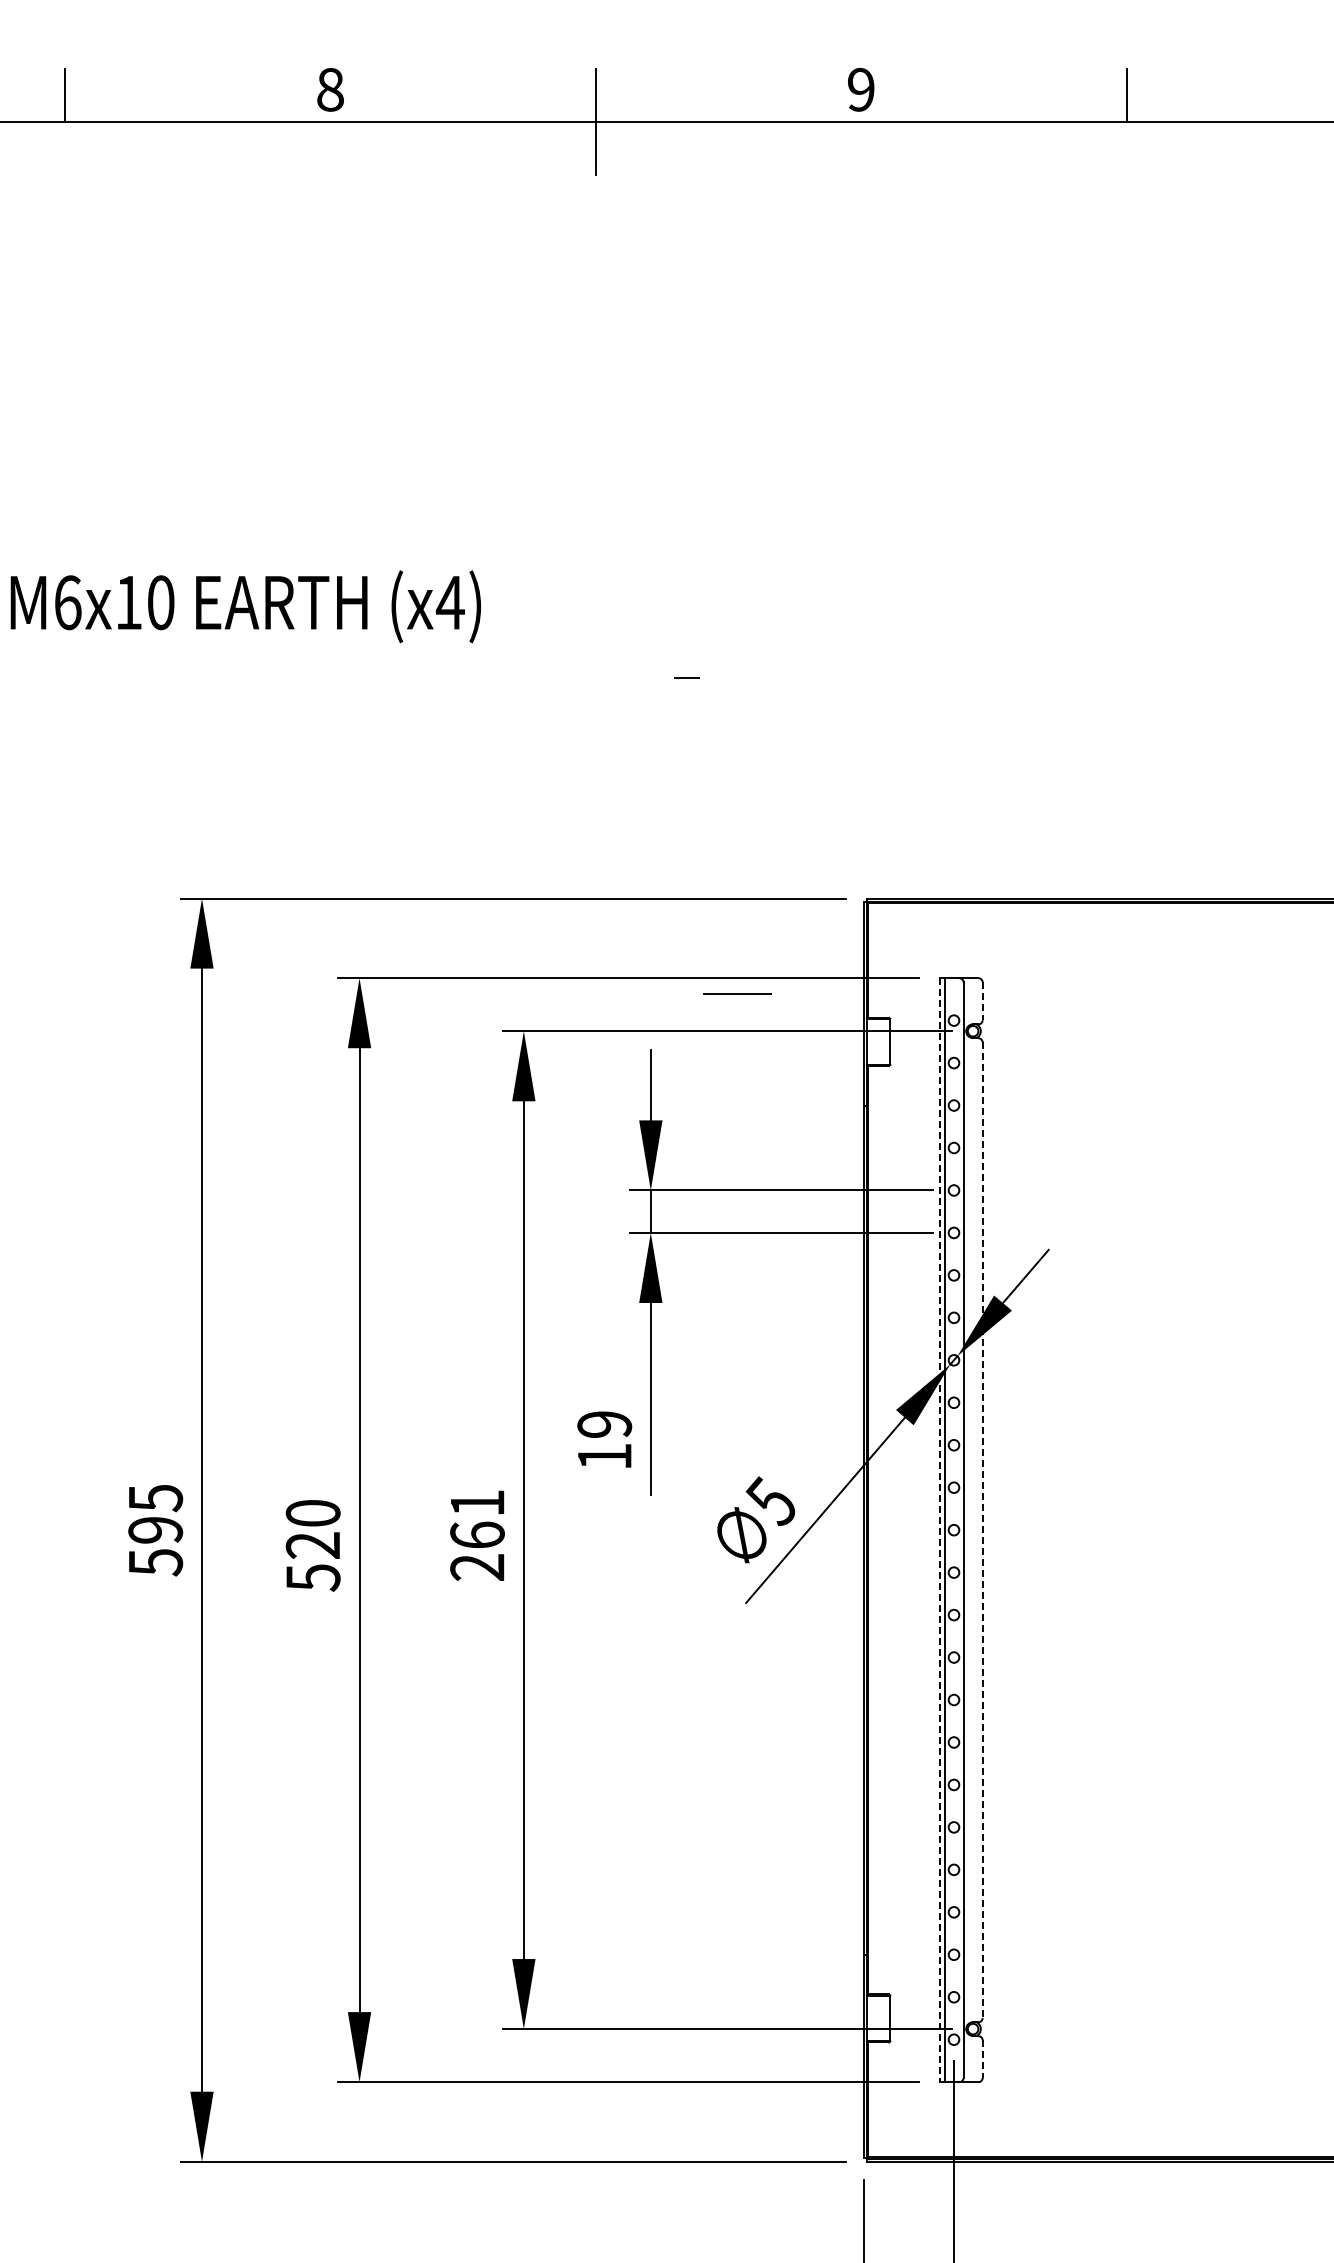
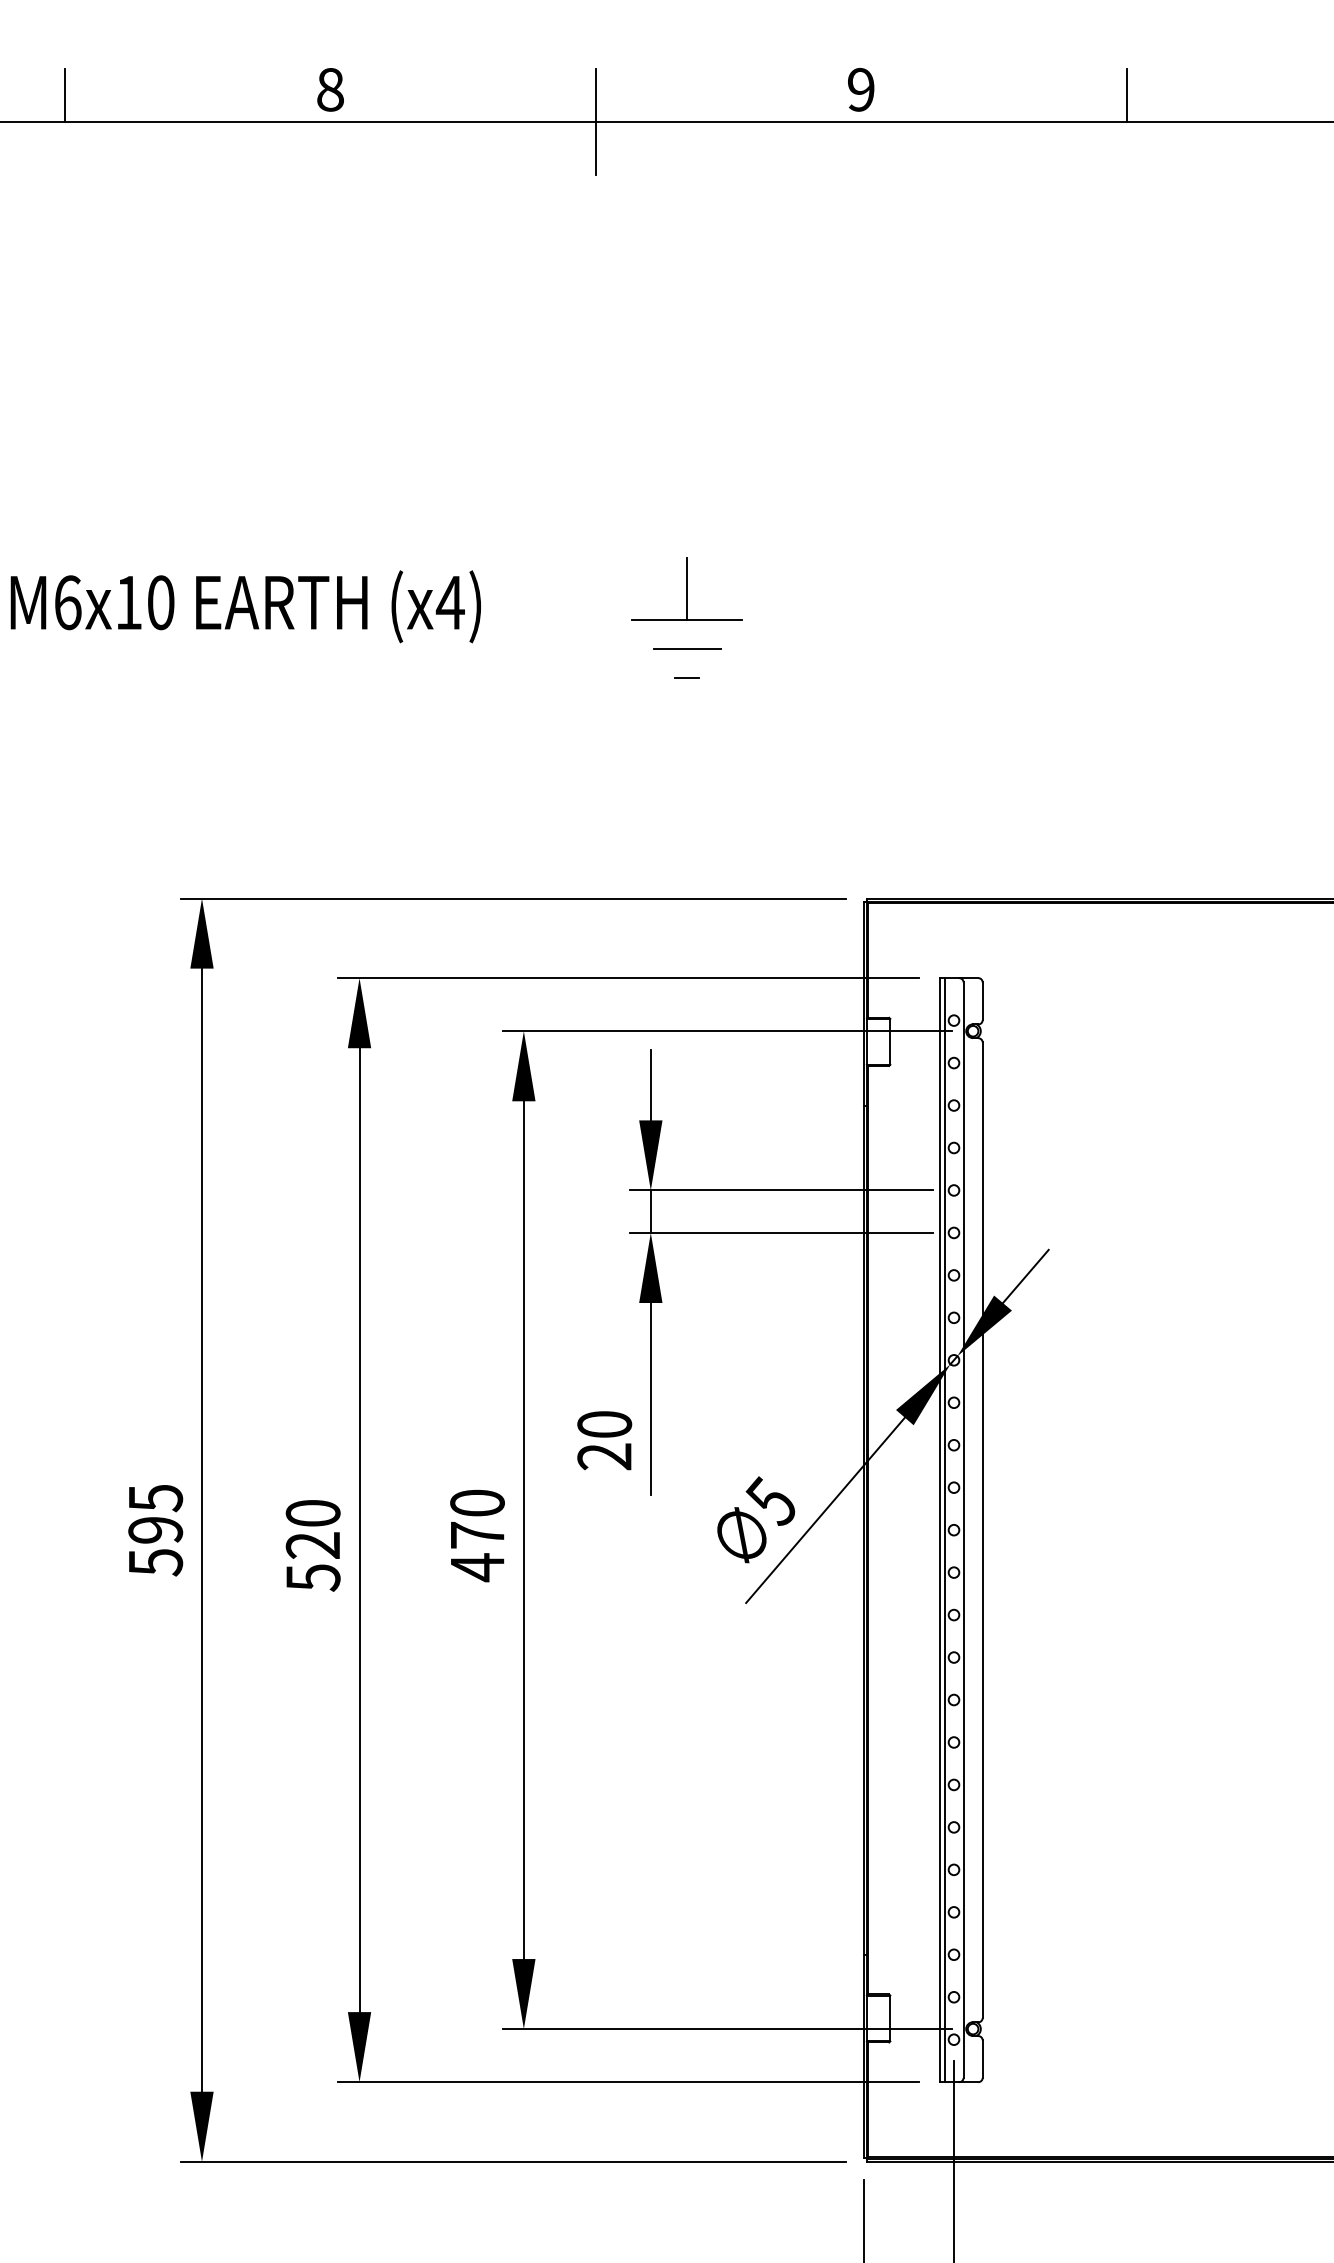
part: none -> present (686, 588)
line position: (737, 993) -> (687, 648) (687, 648)
line: dashed -> solid (982, 1001)
text: 19 -> 20 (604, 1440)
line: dashed -> solid (940, 1530)
line: dashed -> solid (982, 1530)
text: 261 -> 470 (477, 1535)
line: dashed -> solid (982, 2059)
